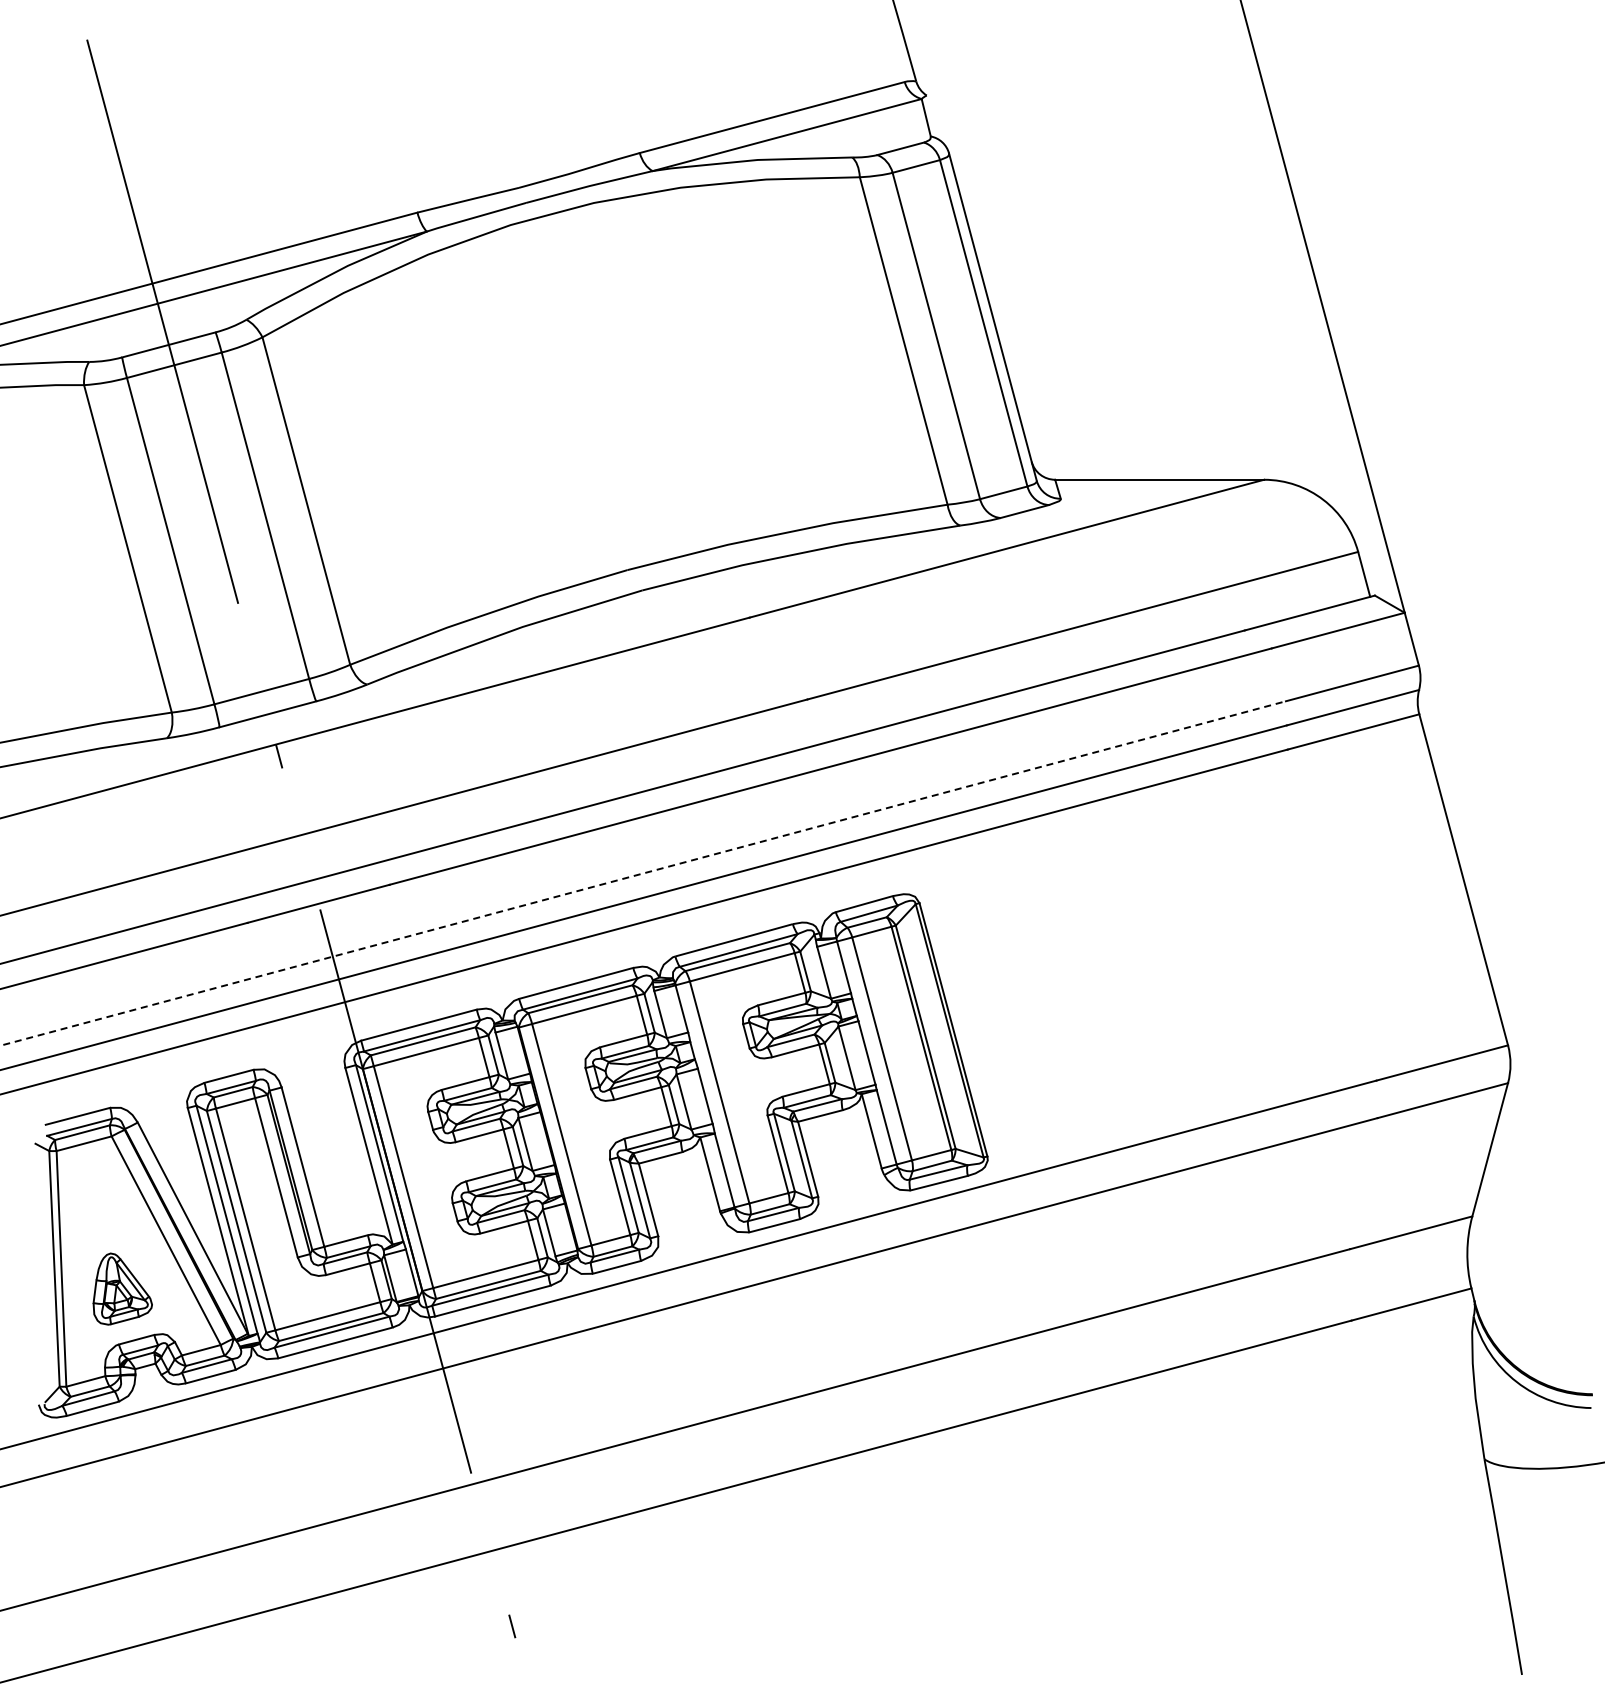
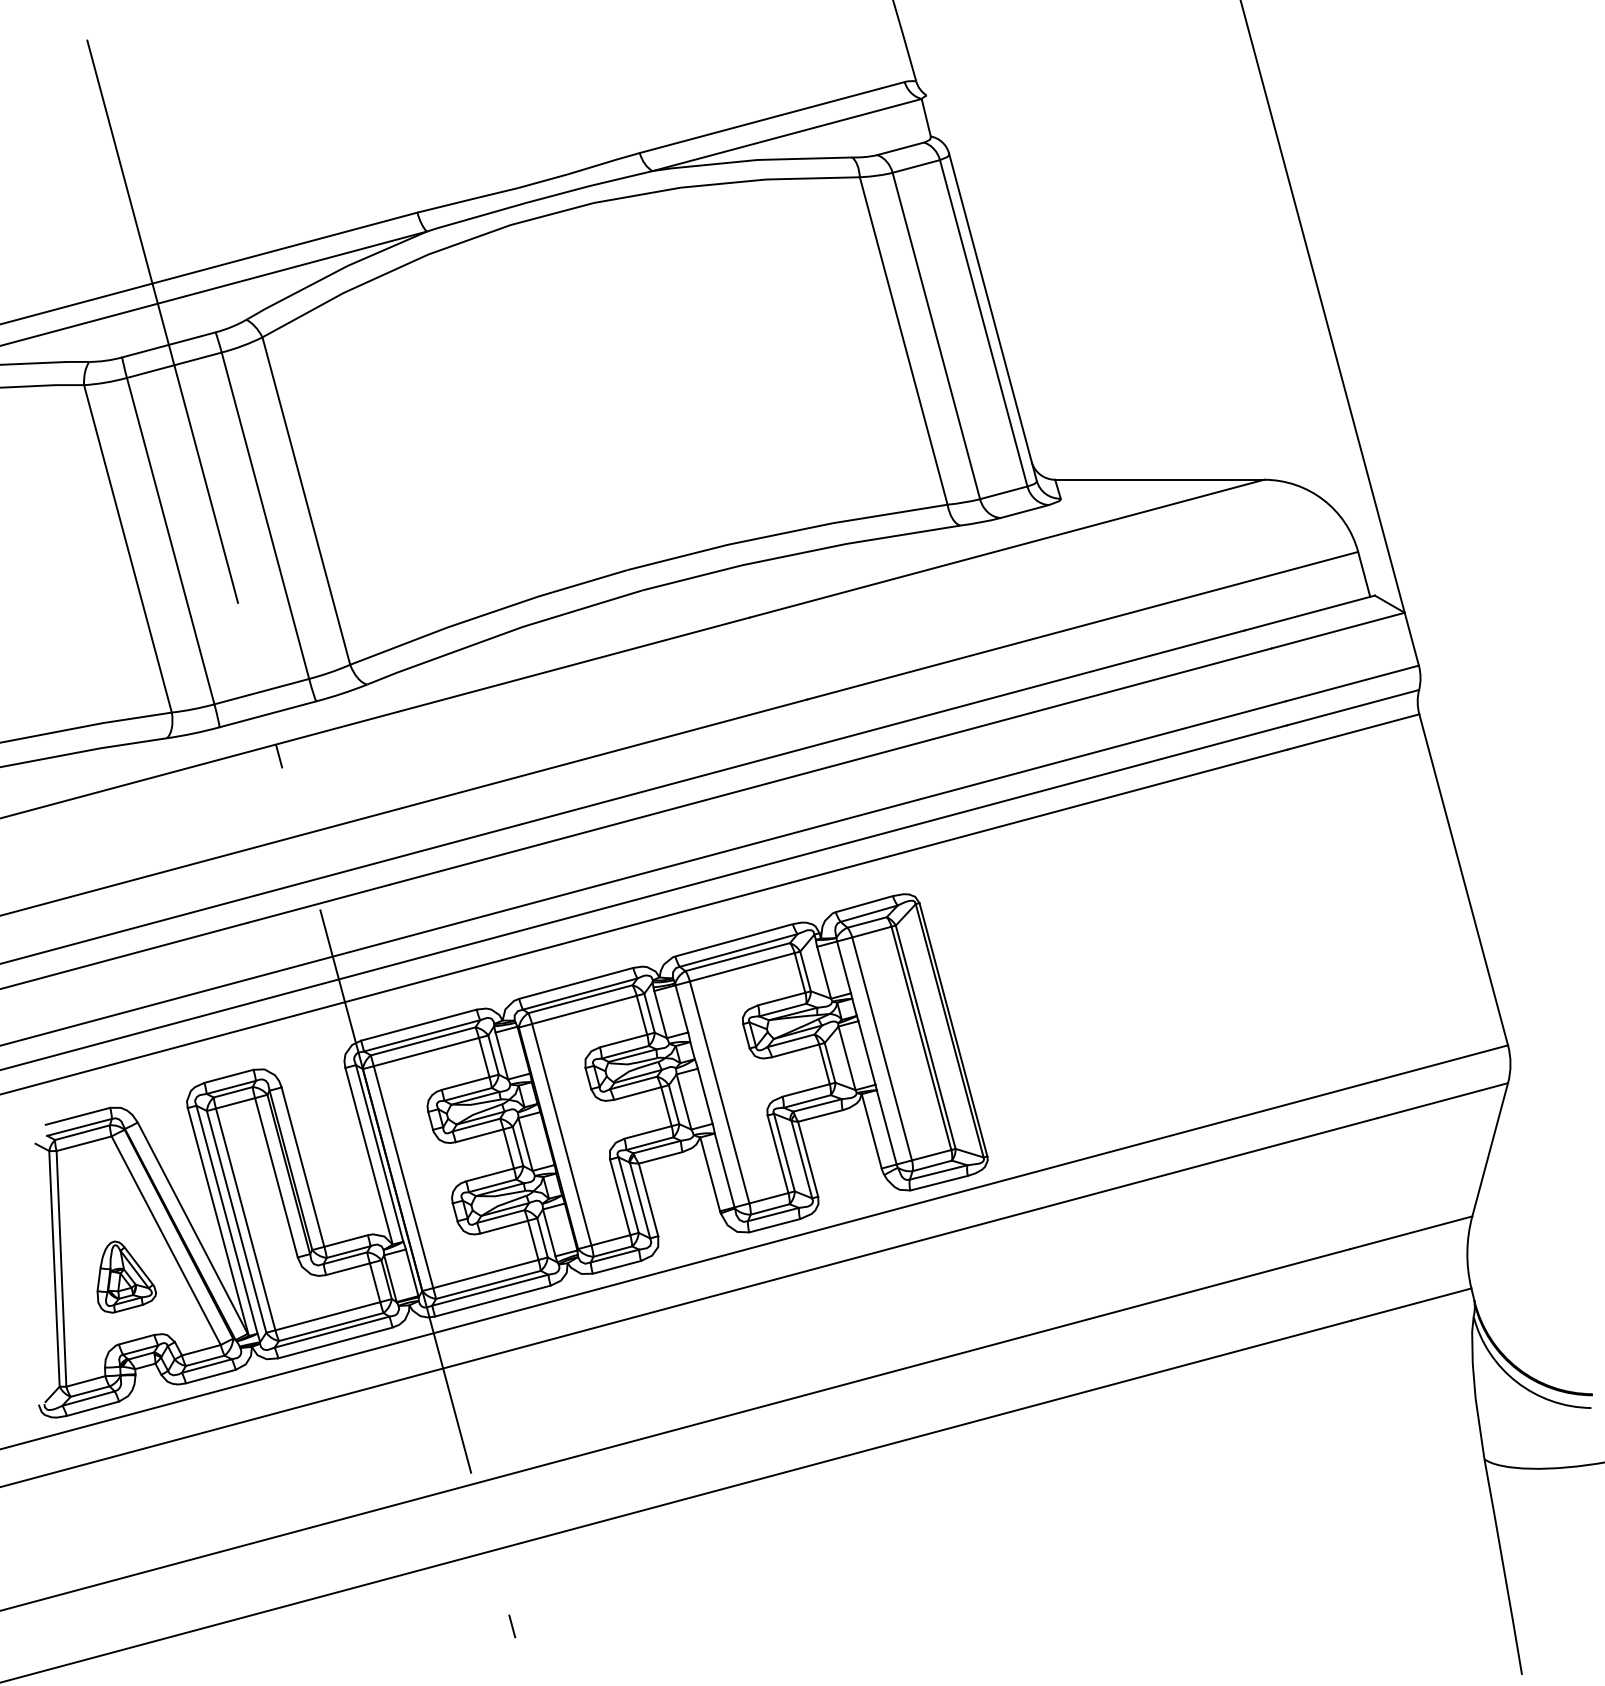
line: dashed -> solid (643, 873)
part position: (122, 1288) -> (126, 1276) (126, 1276)
